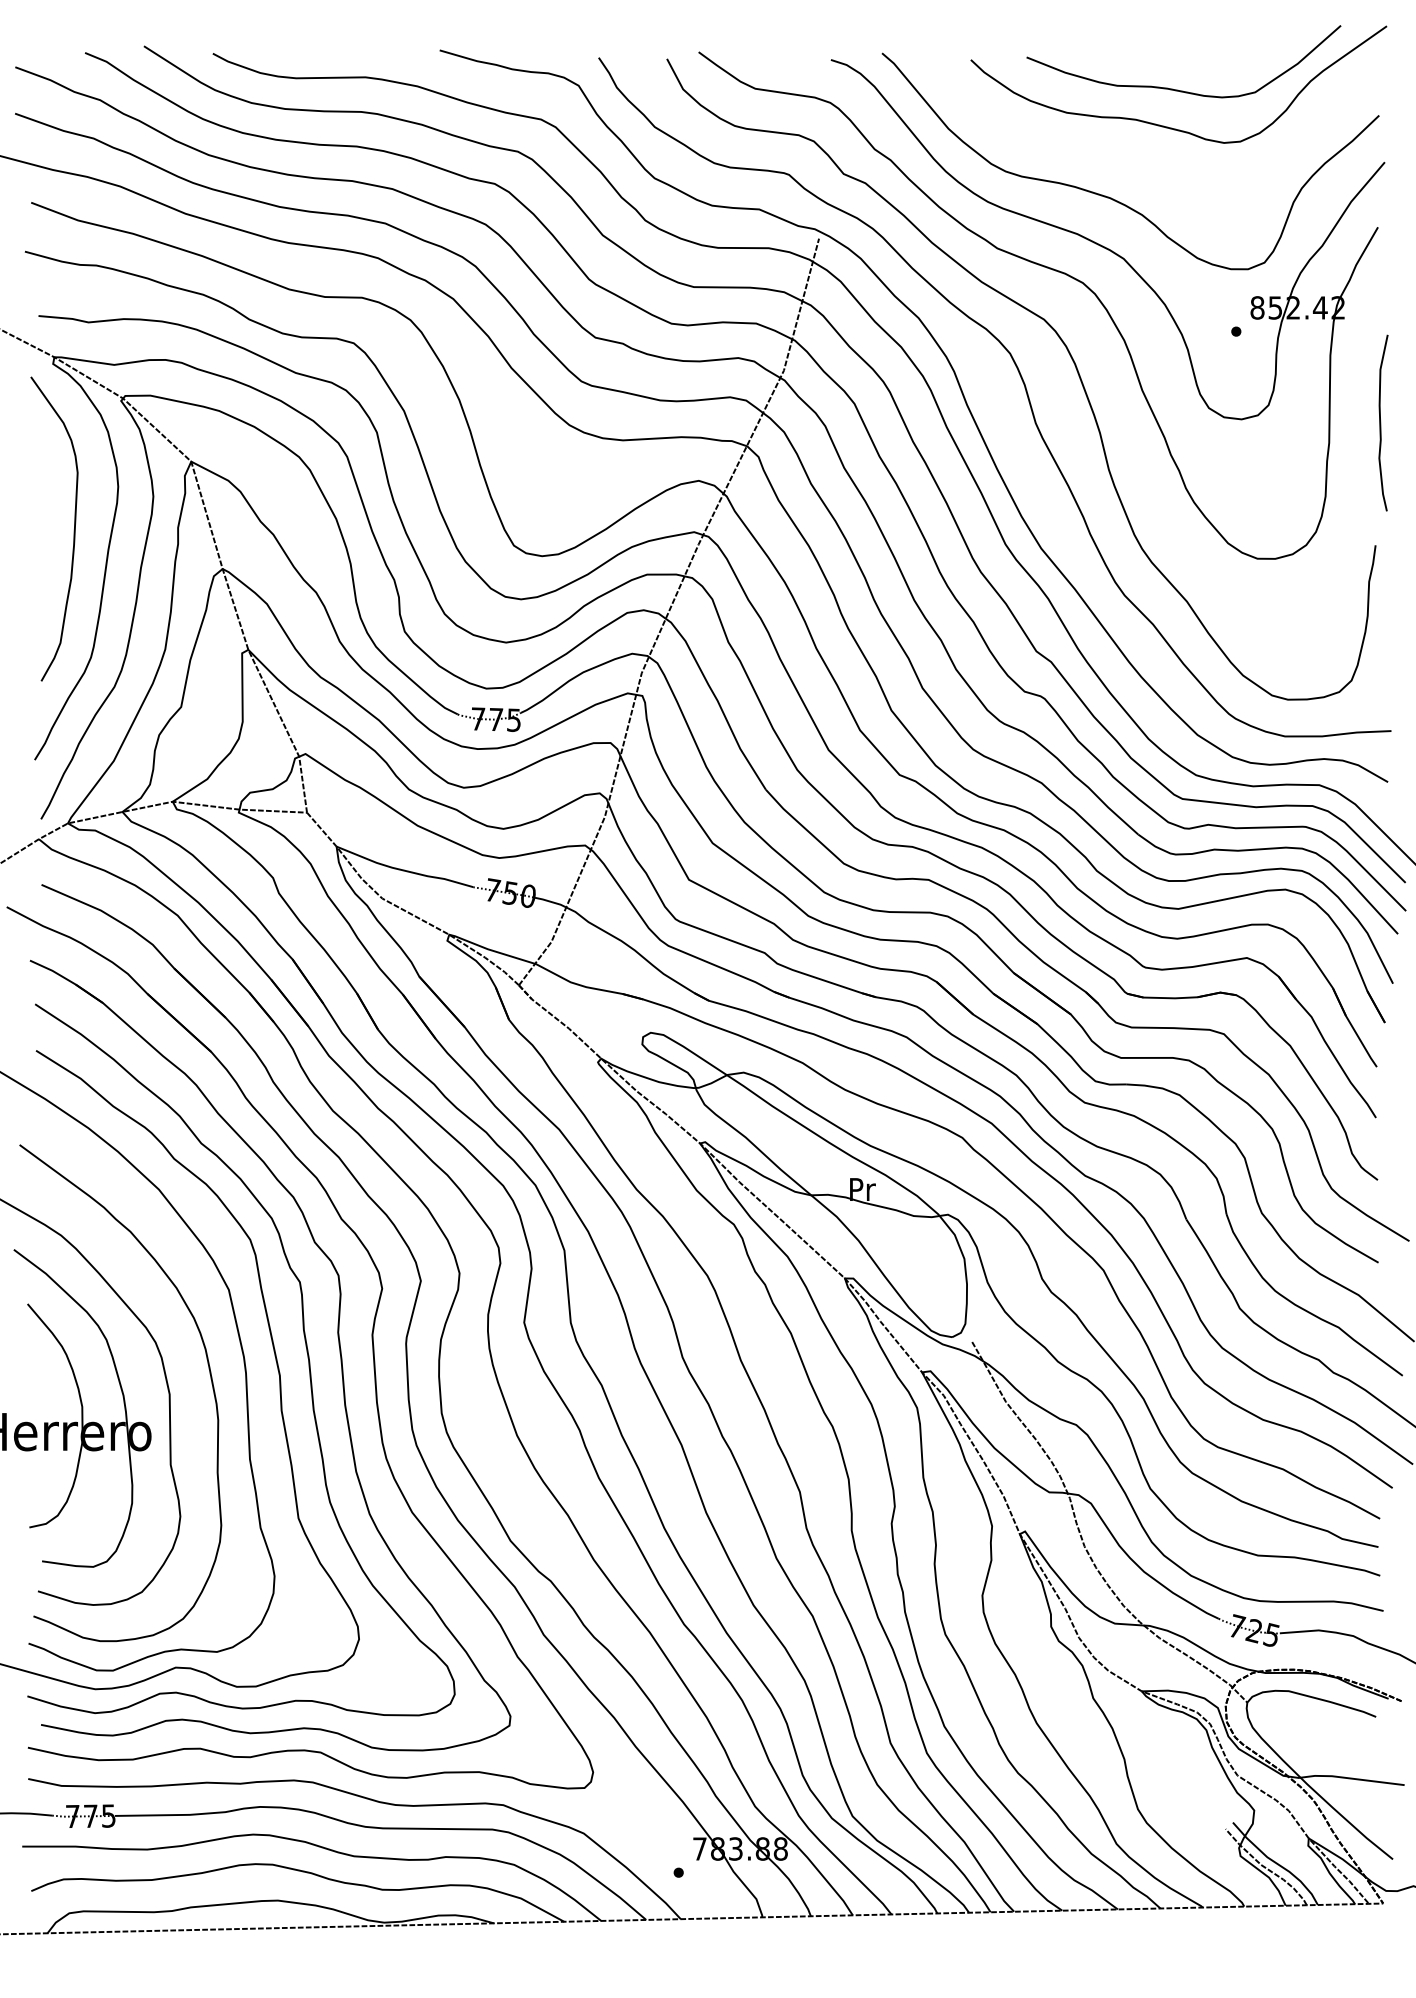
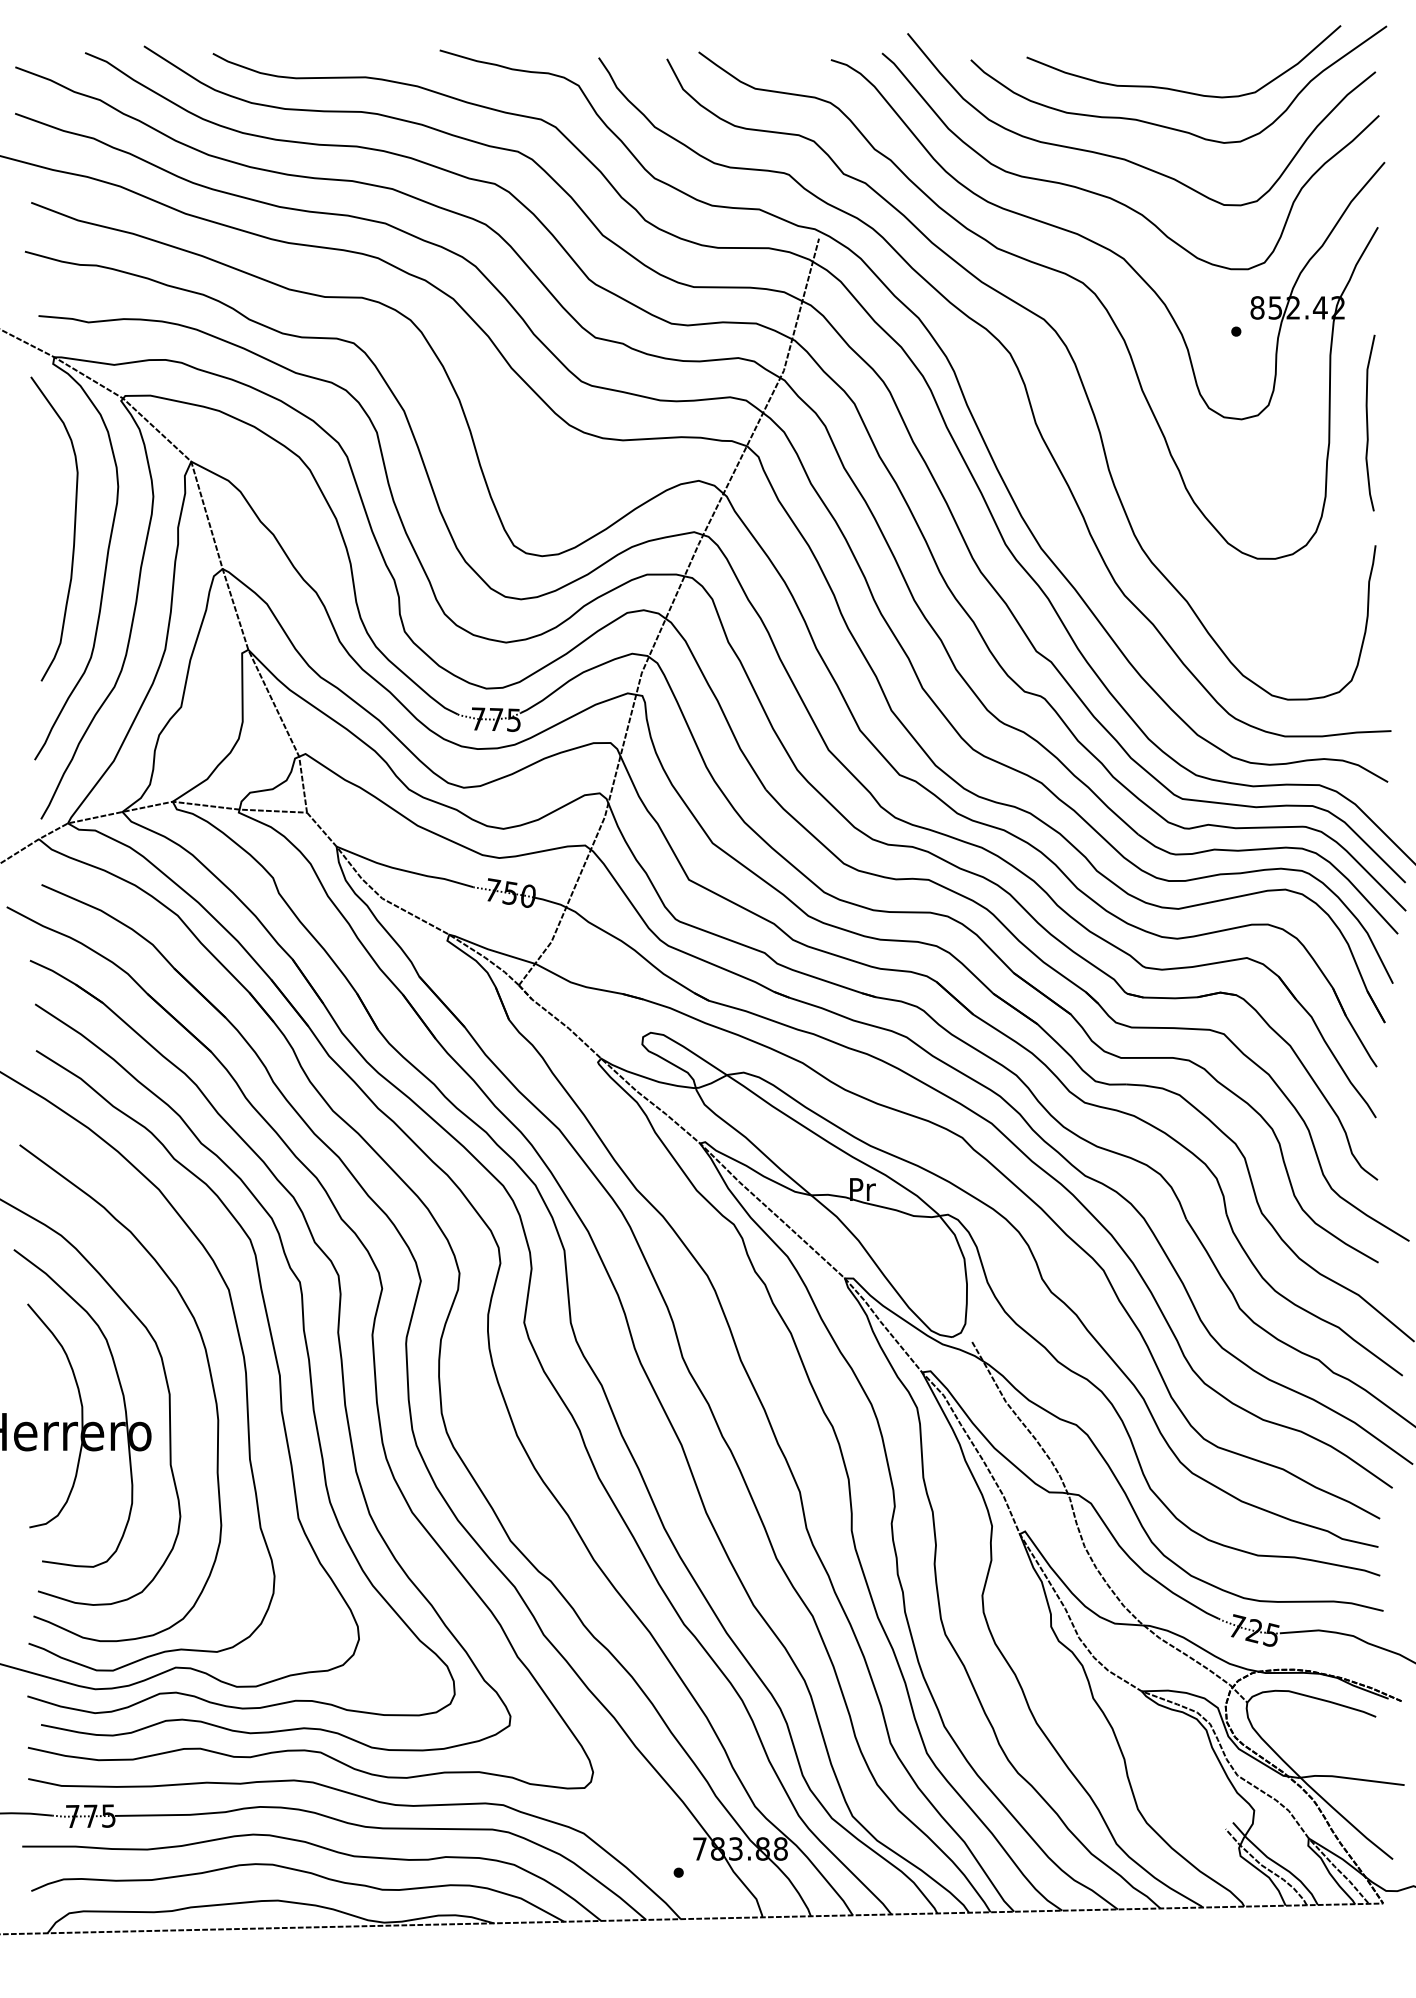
curve: none -> present (1125, 158)
curve position: (1381, 422) -> (1368, 422) (1368, 422)
